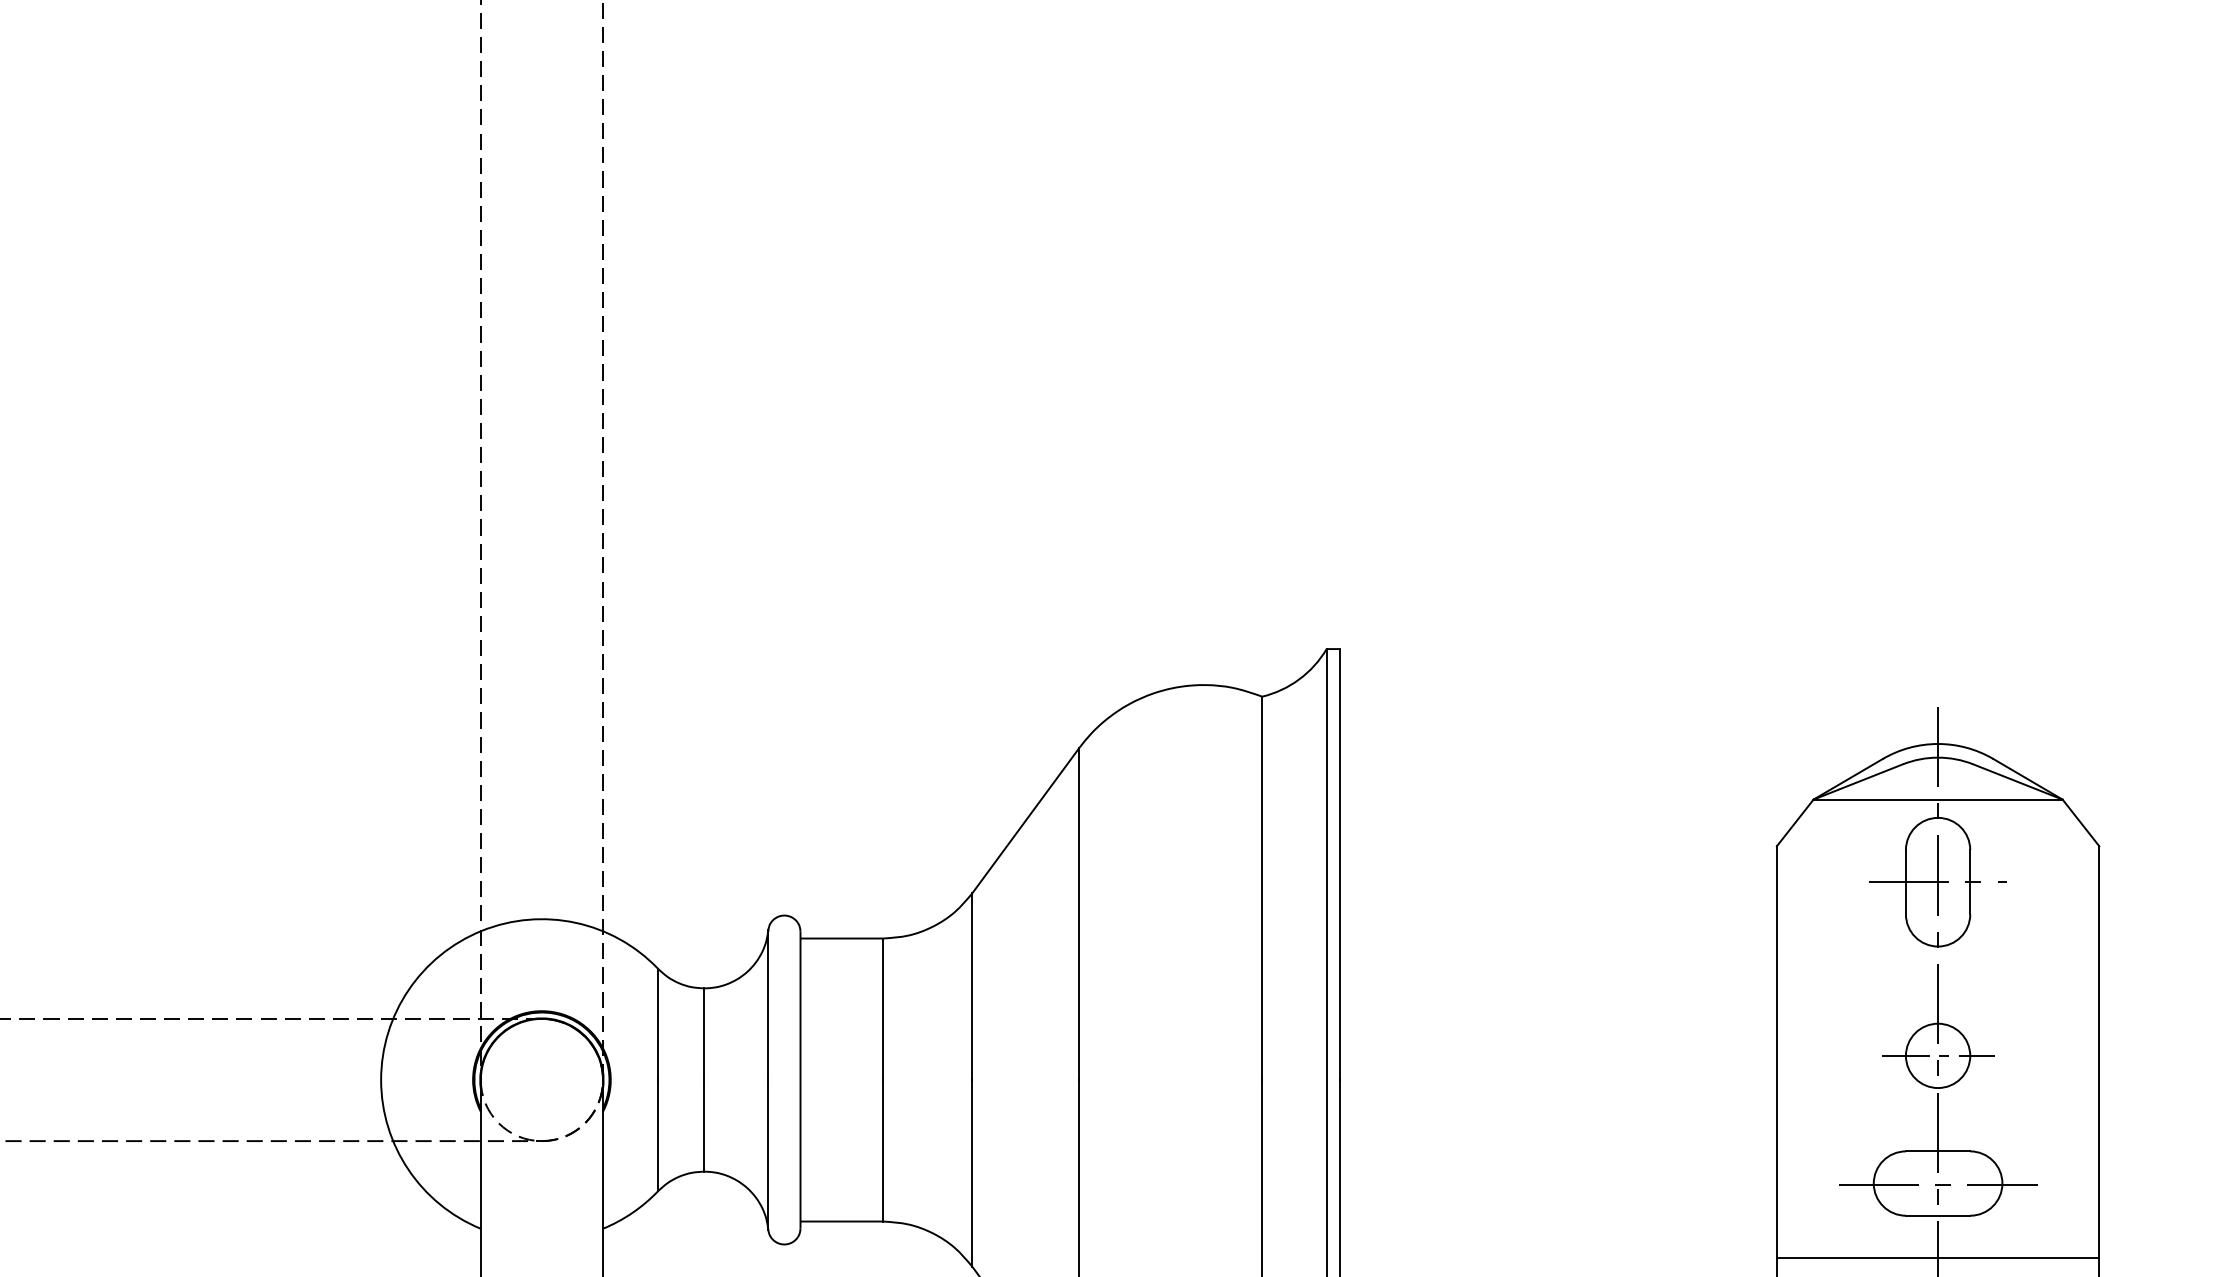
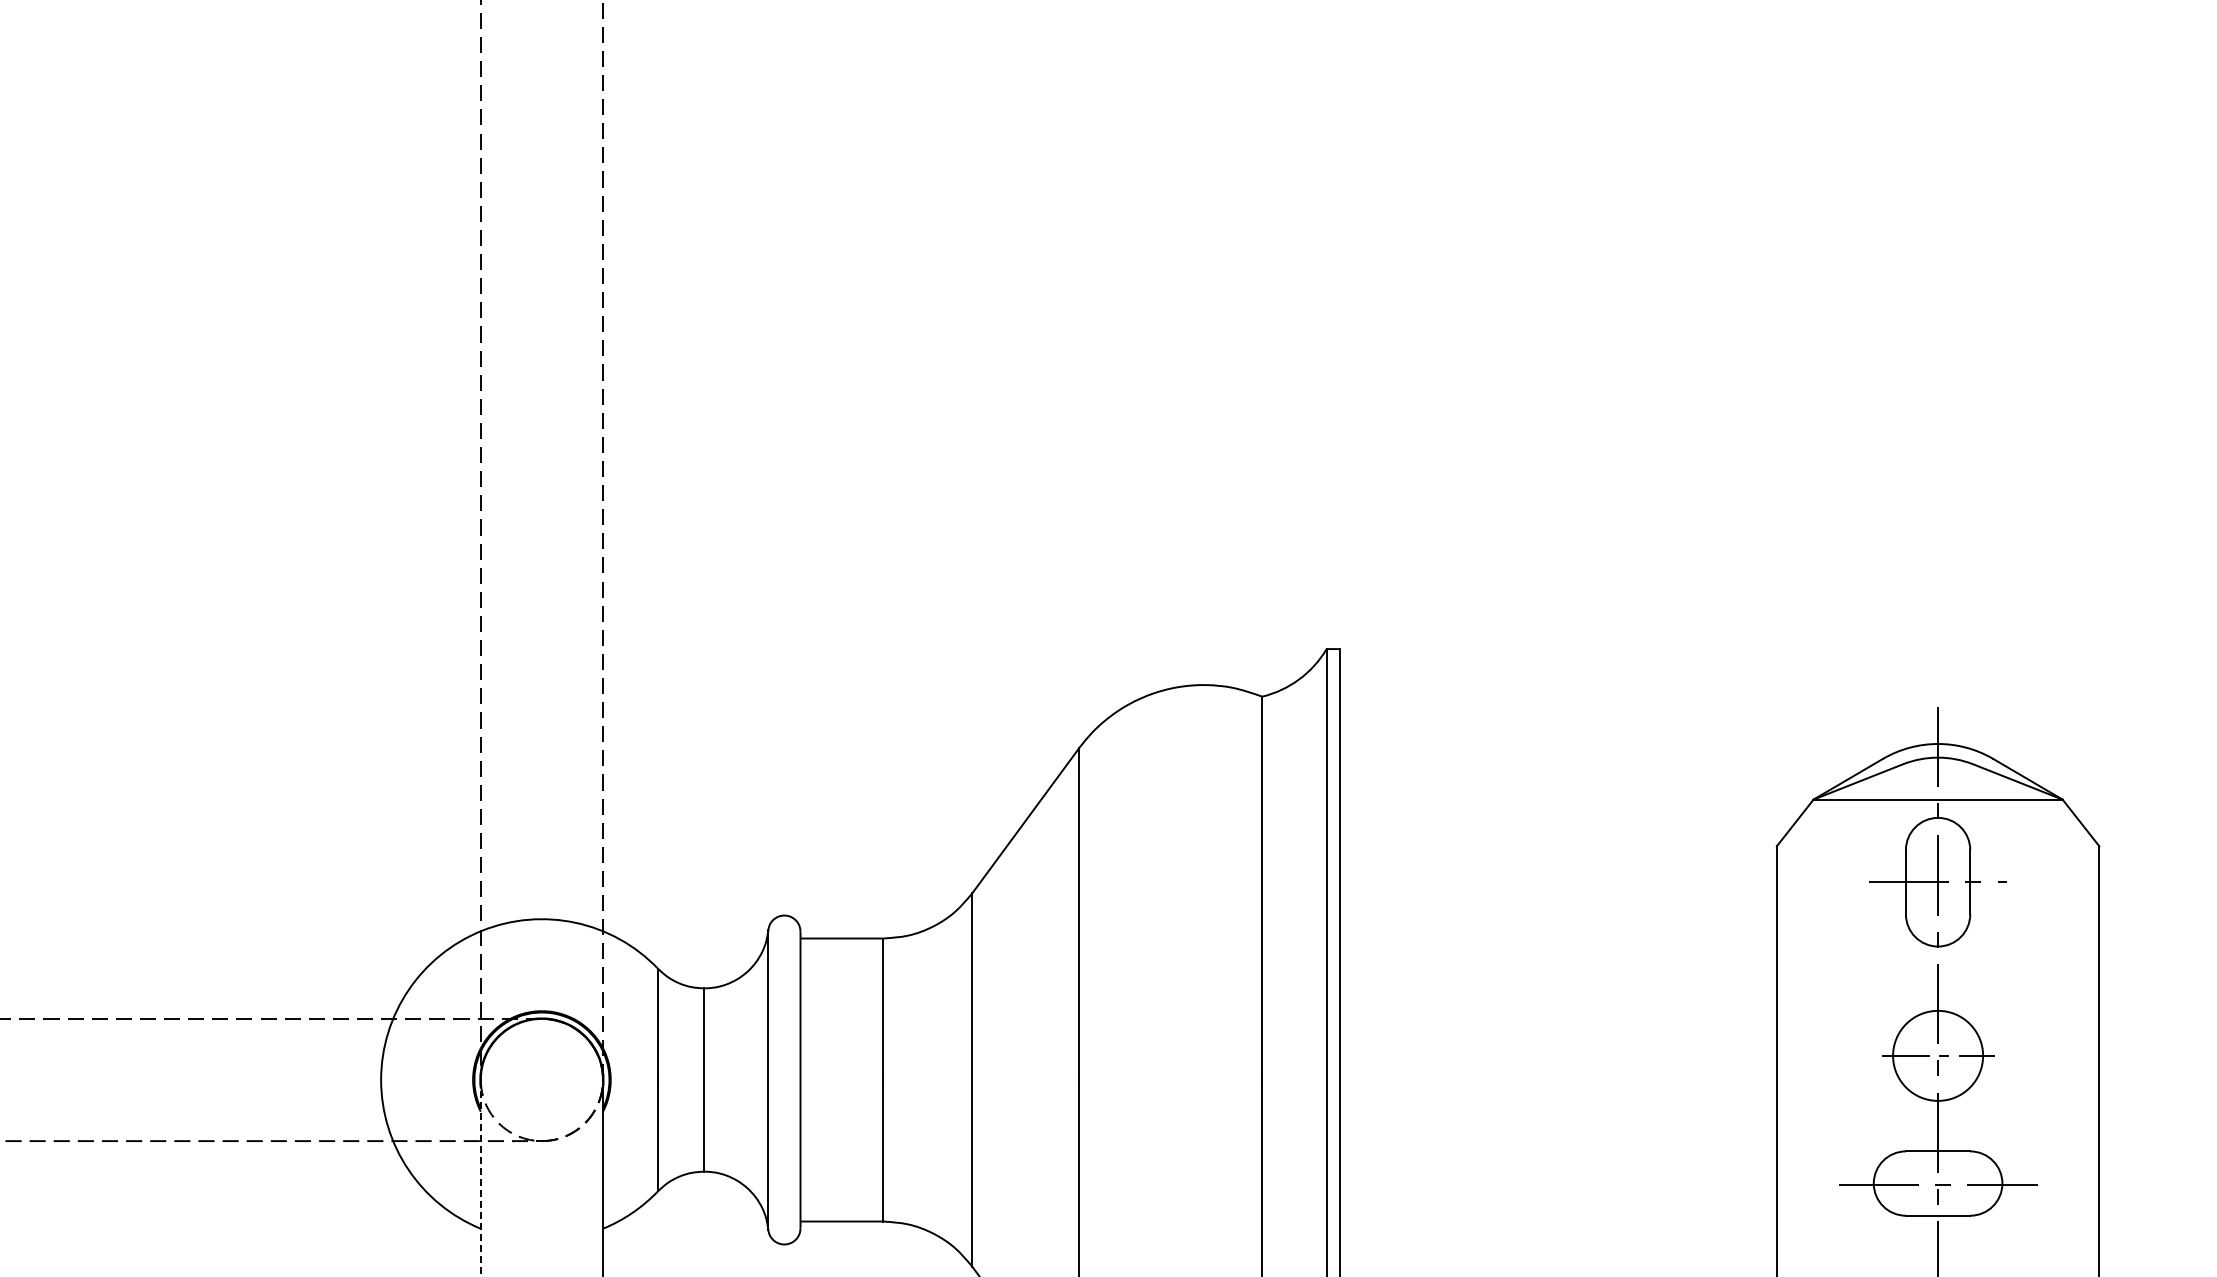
circle diameter: 64 px -> 90 px (1938, 1055)
line: solid -> dashed (480, 1178)
line: present -> none (1937, 1258)
